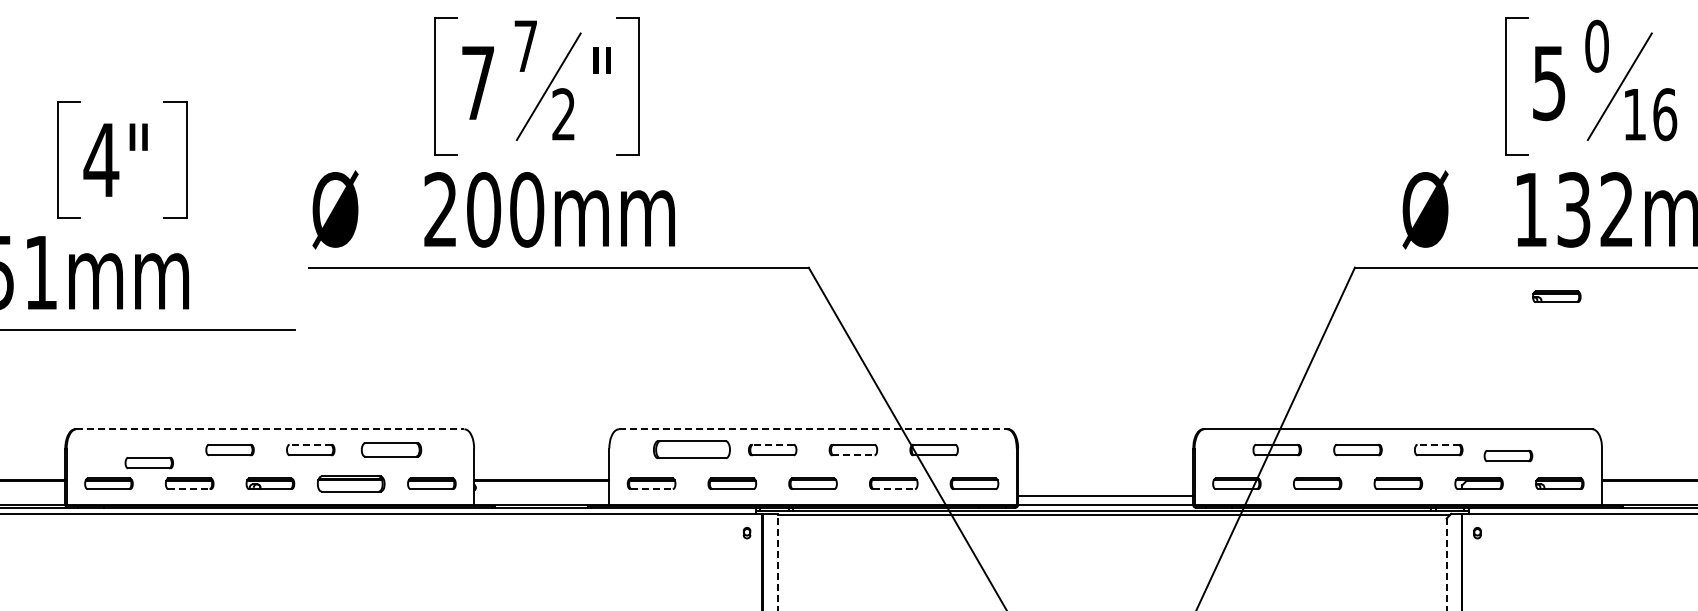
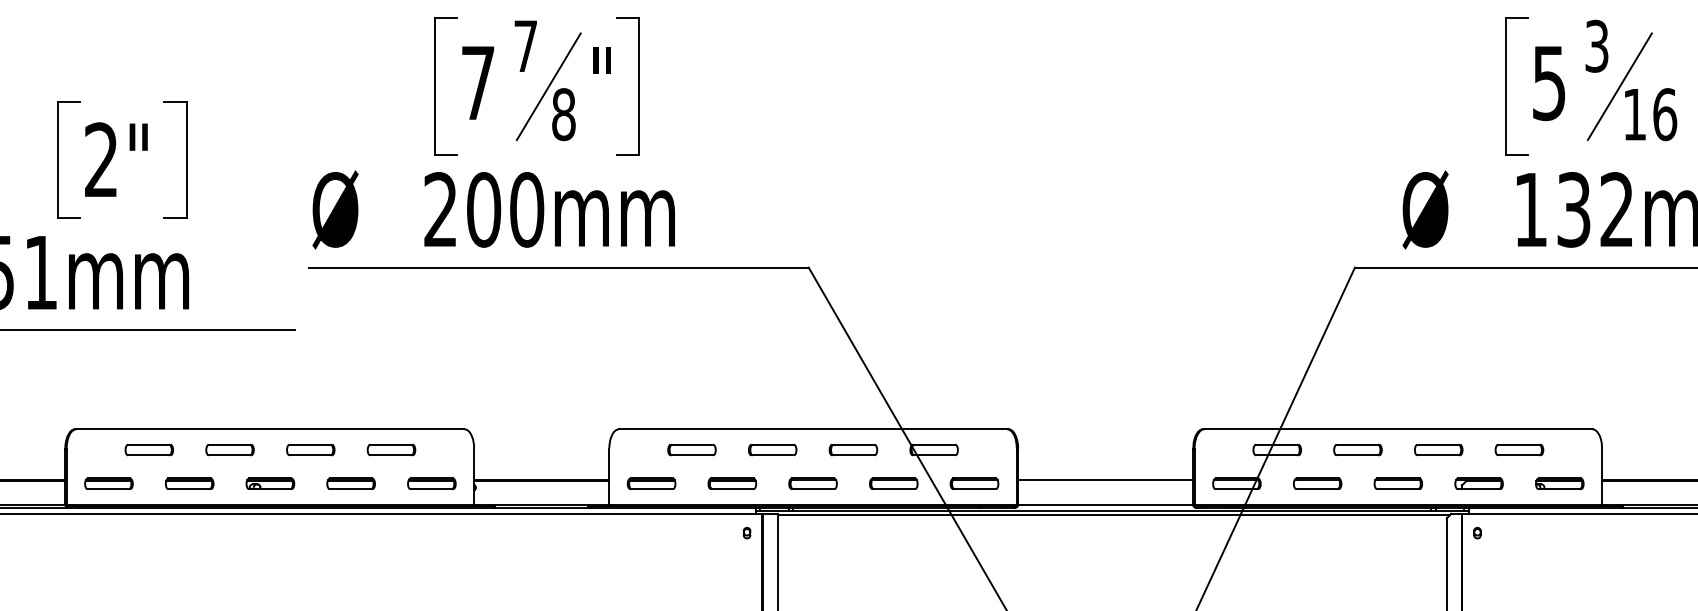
text: 0 -> 3 (1596, 45)
text: 2 -> 8 (563, 114)
text: 4" -> 2" (101, 159)
part: present -> none (1556, 296)
line: dashed -> solid (270, 429)
line: dashed -> solid (813, 429)
line: dashed -> solid (310, 444)
line: dashed -> solid (772, 444)
line: dashed -> solid (1438, 444)
part size: 63x16 px -> 51x13 px (391, 450)
part size: 78x20 px -> 50x13 px (691, 450)
line: dashed -> solid (853, 455)
part position: (1508, 456) -> (1519, 450) (1519, 450)
part position: (148, 463) -> (148, 450) (148, 450)
part size: 69x18 px -> 50x13 px (350, 483)
line: dashed -> solid (190, 489)
line: dashed -> solid (652, 489)
line: dashed -> solid (894, 489)
line position: (1105, 496) -> (1105, 480) (1105, 480)
line: dashed -> solid (778, 561)
line: dashed -> solid (1446, 564)
